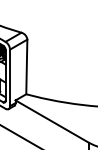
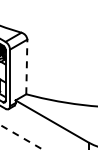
line: solid -> dashed (26, 67)
line: solid -> dashed (21, 137)
